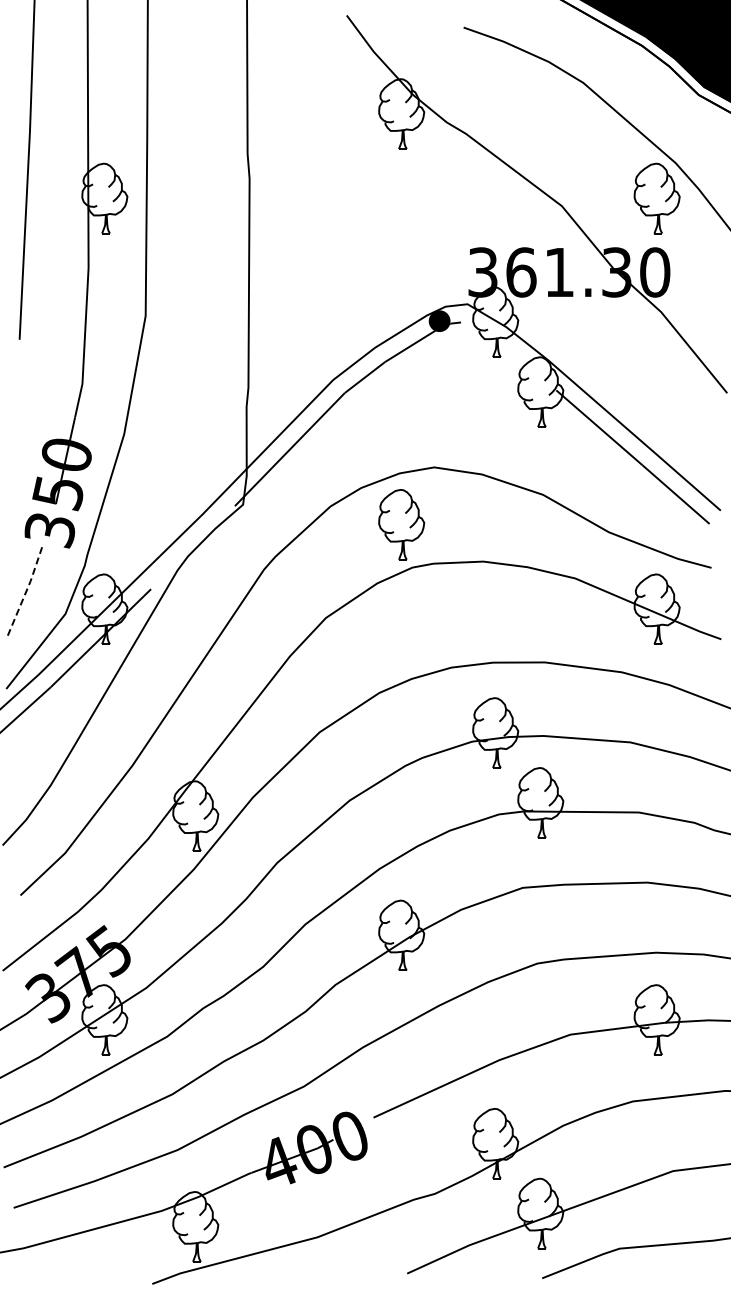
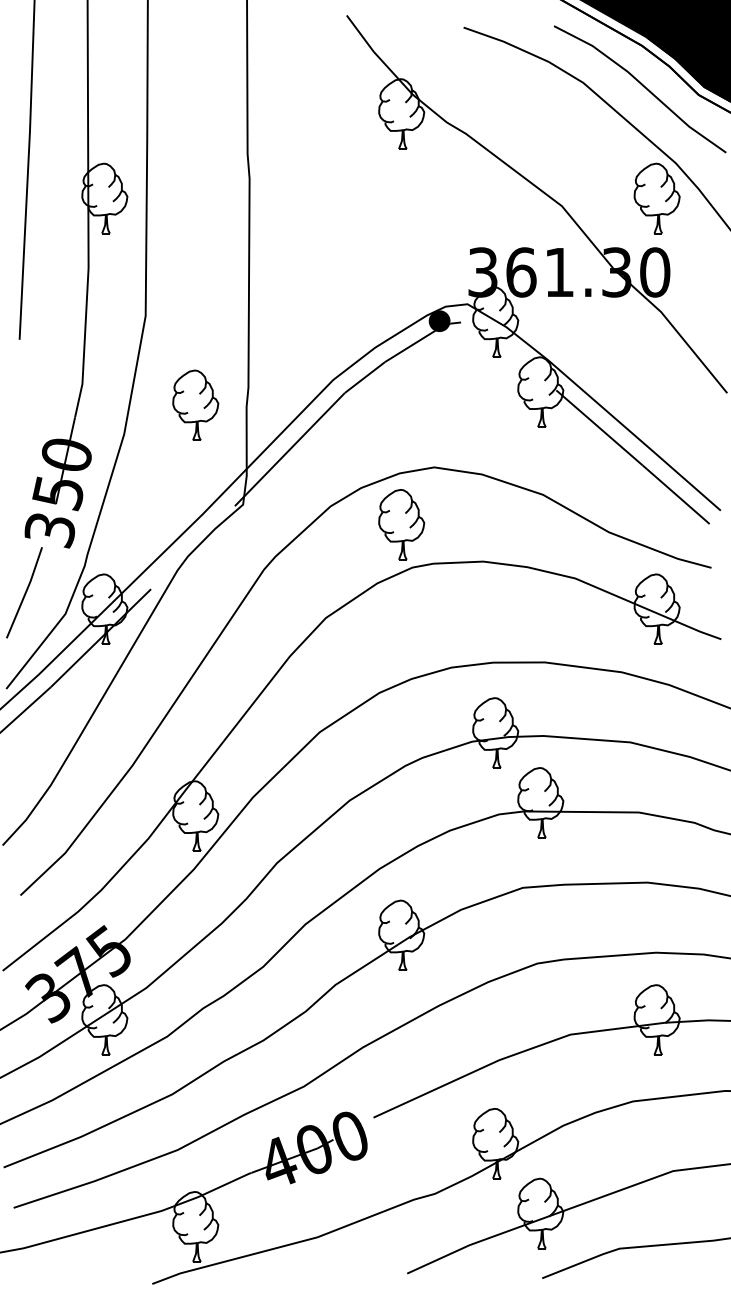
line: none -> present (642, 86)
part: none -> present (195, 404)
line: dashed -> solid (25, 593)
